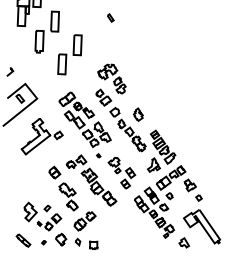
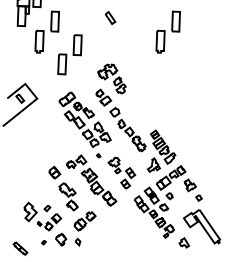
part size: 8x10 px -> 12x14 px (110, 17)
part: none -> present (167, 31)
curve: present -> none (10, 70)
part: present -> none (137, 114)
part: present -> none (41, 136)
part position: (23, 240) -> (20, 248) (20, 248)
part: present -> none (93, 244)
